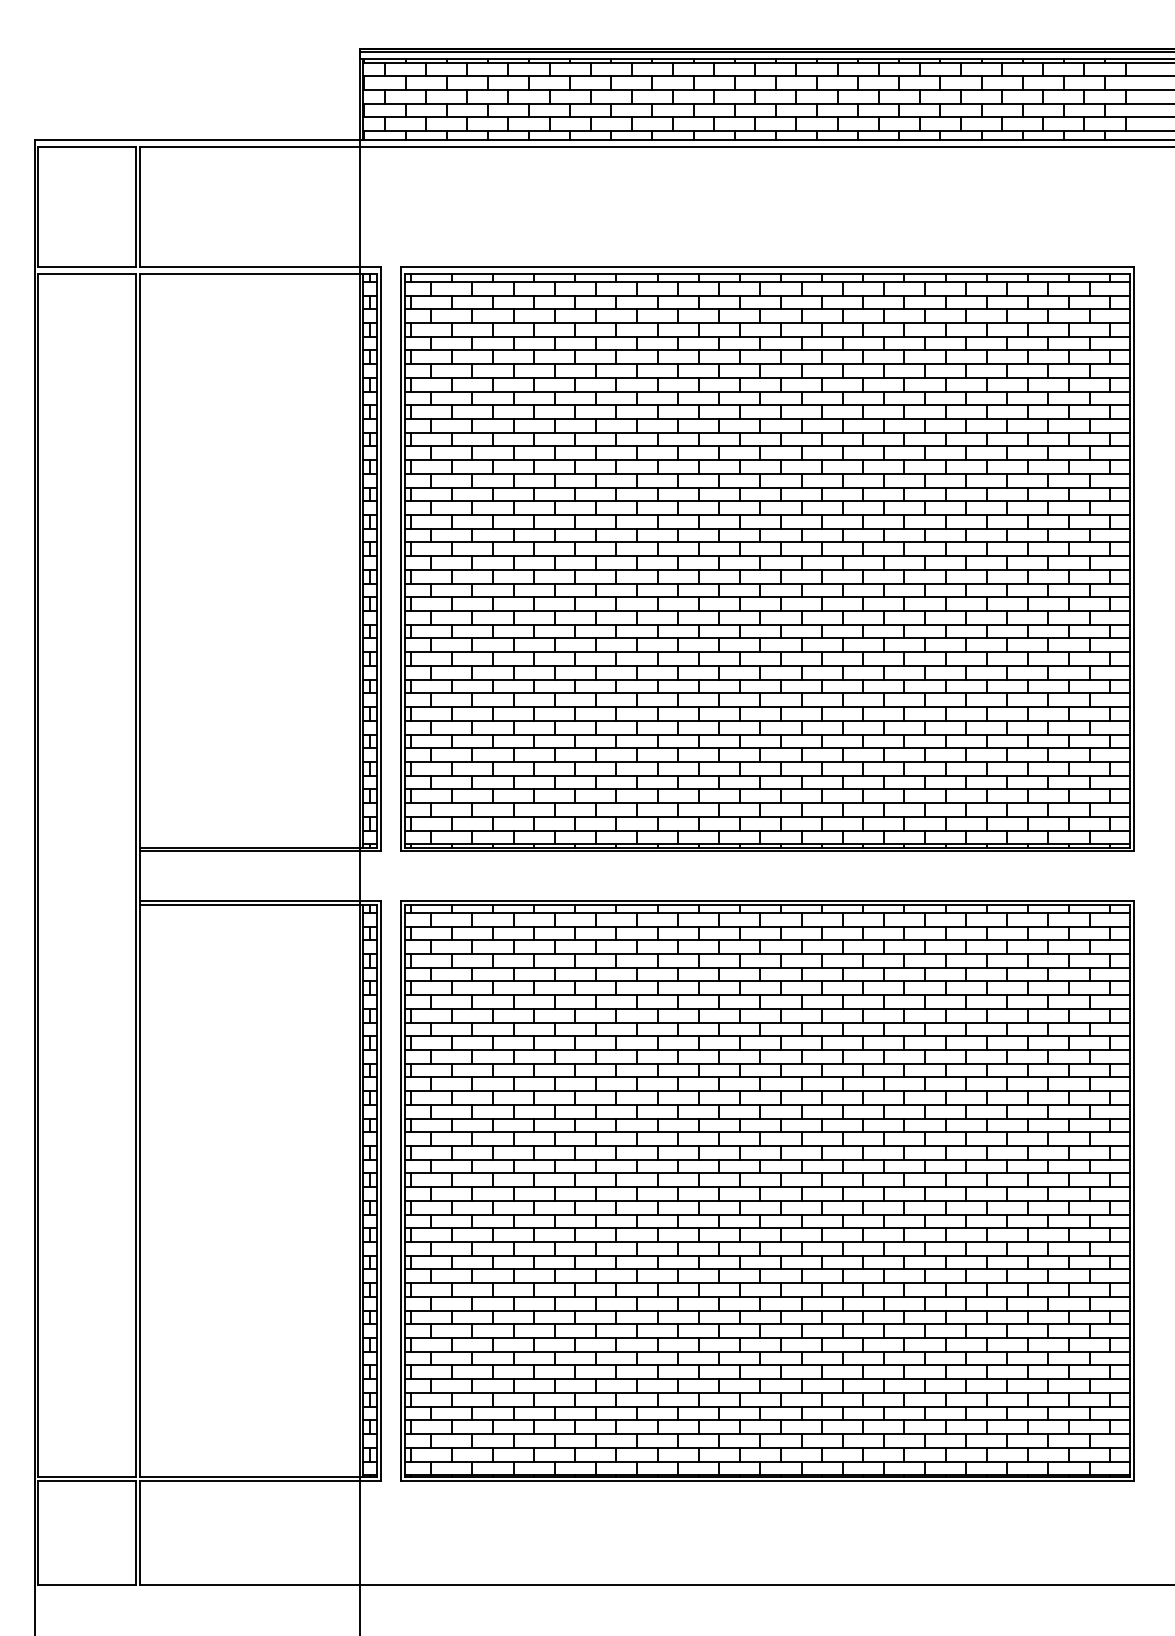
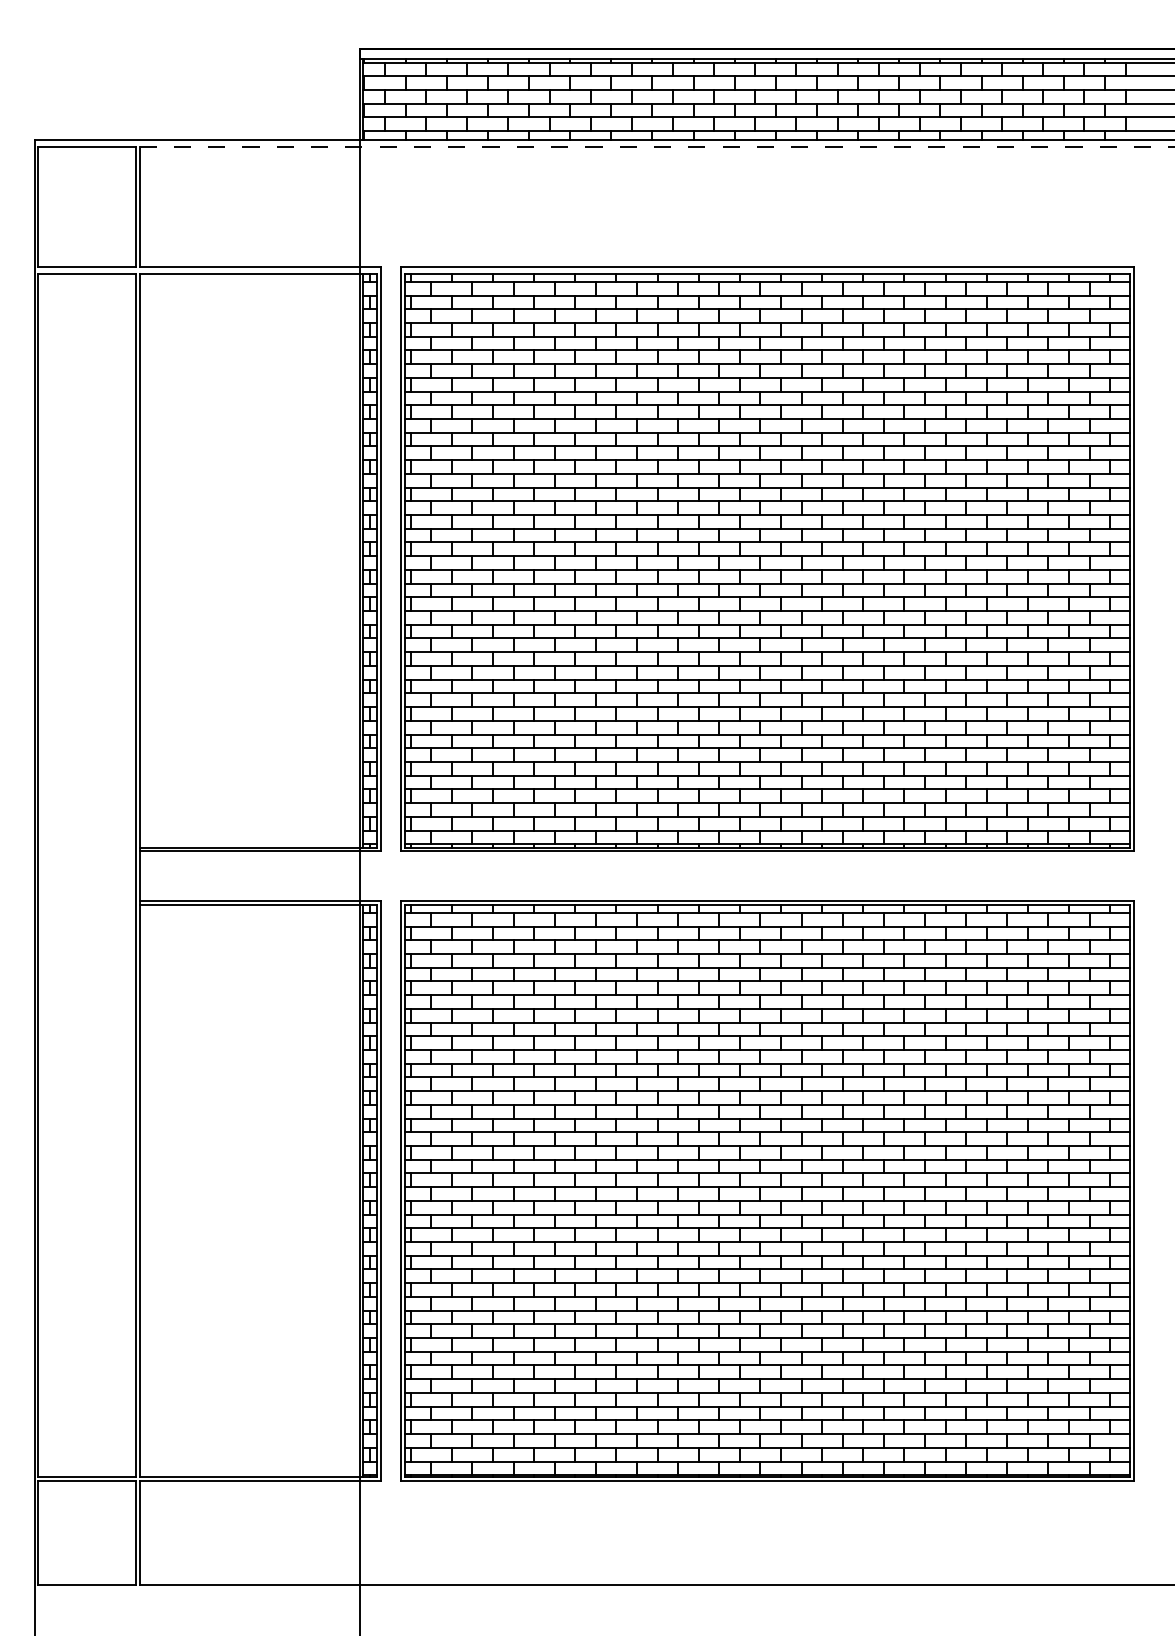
line: present -> none (765, 52)
line: solid -> dashed (657, 146)
